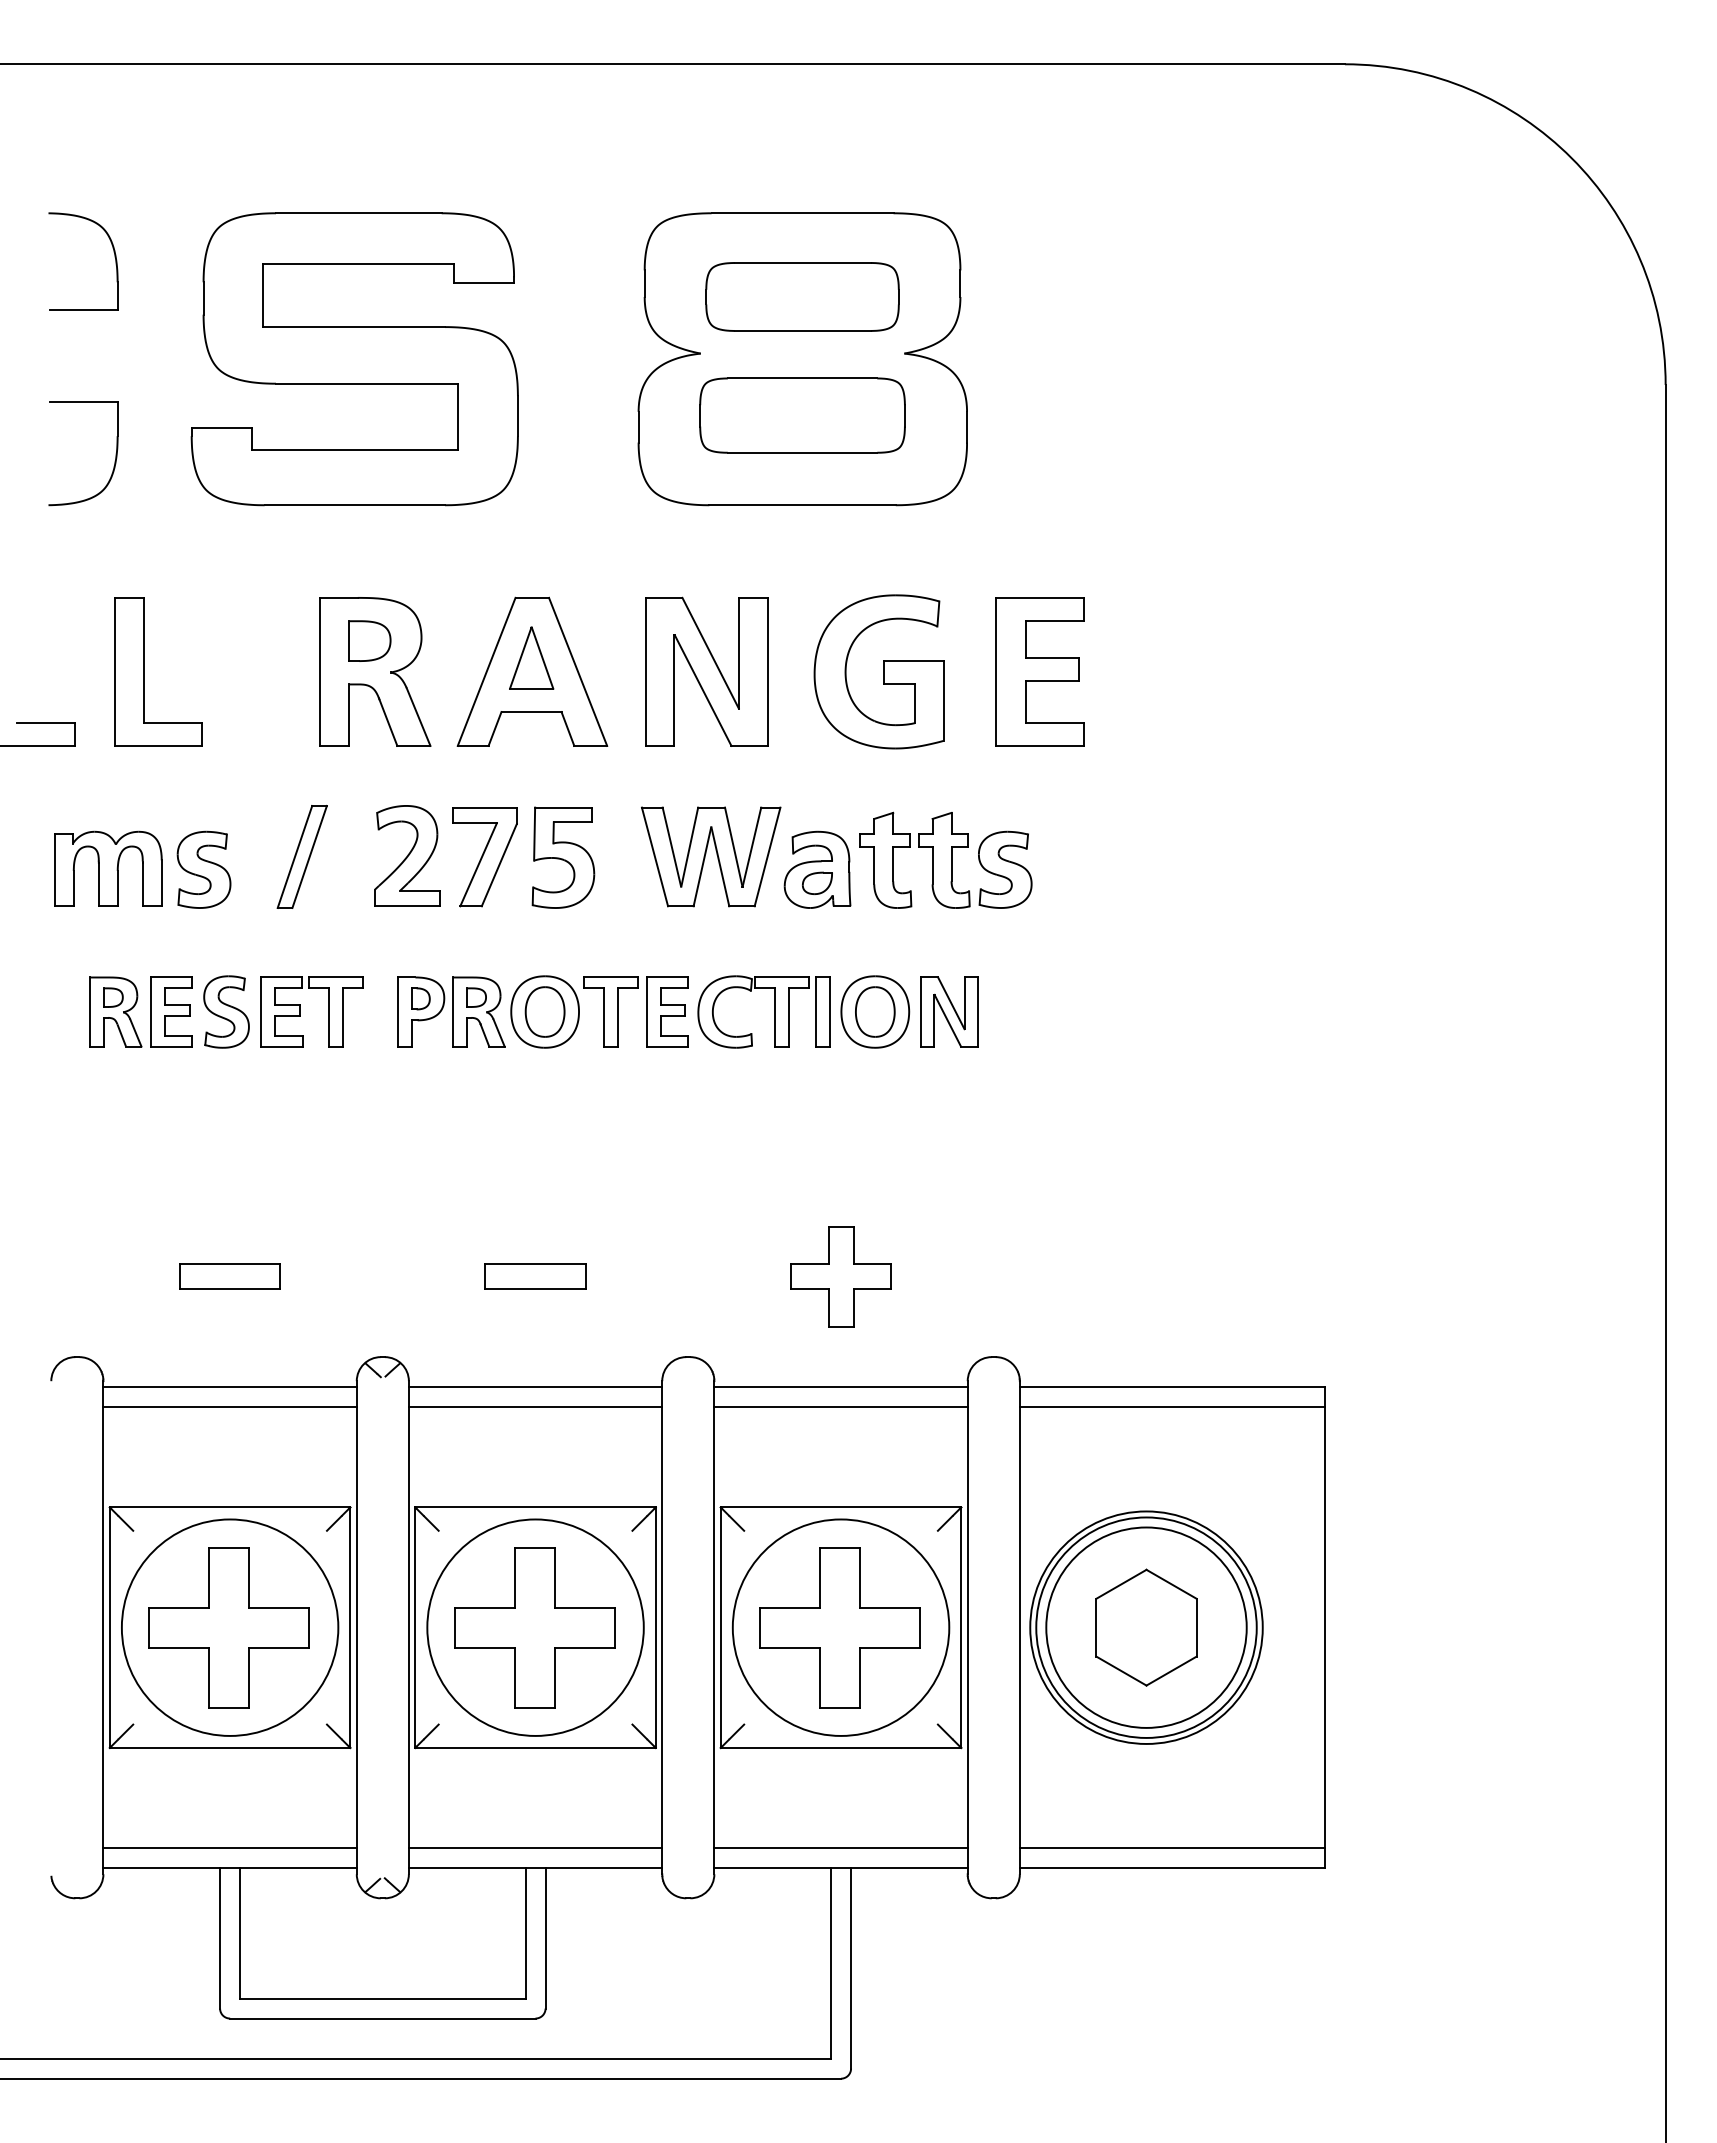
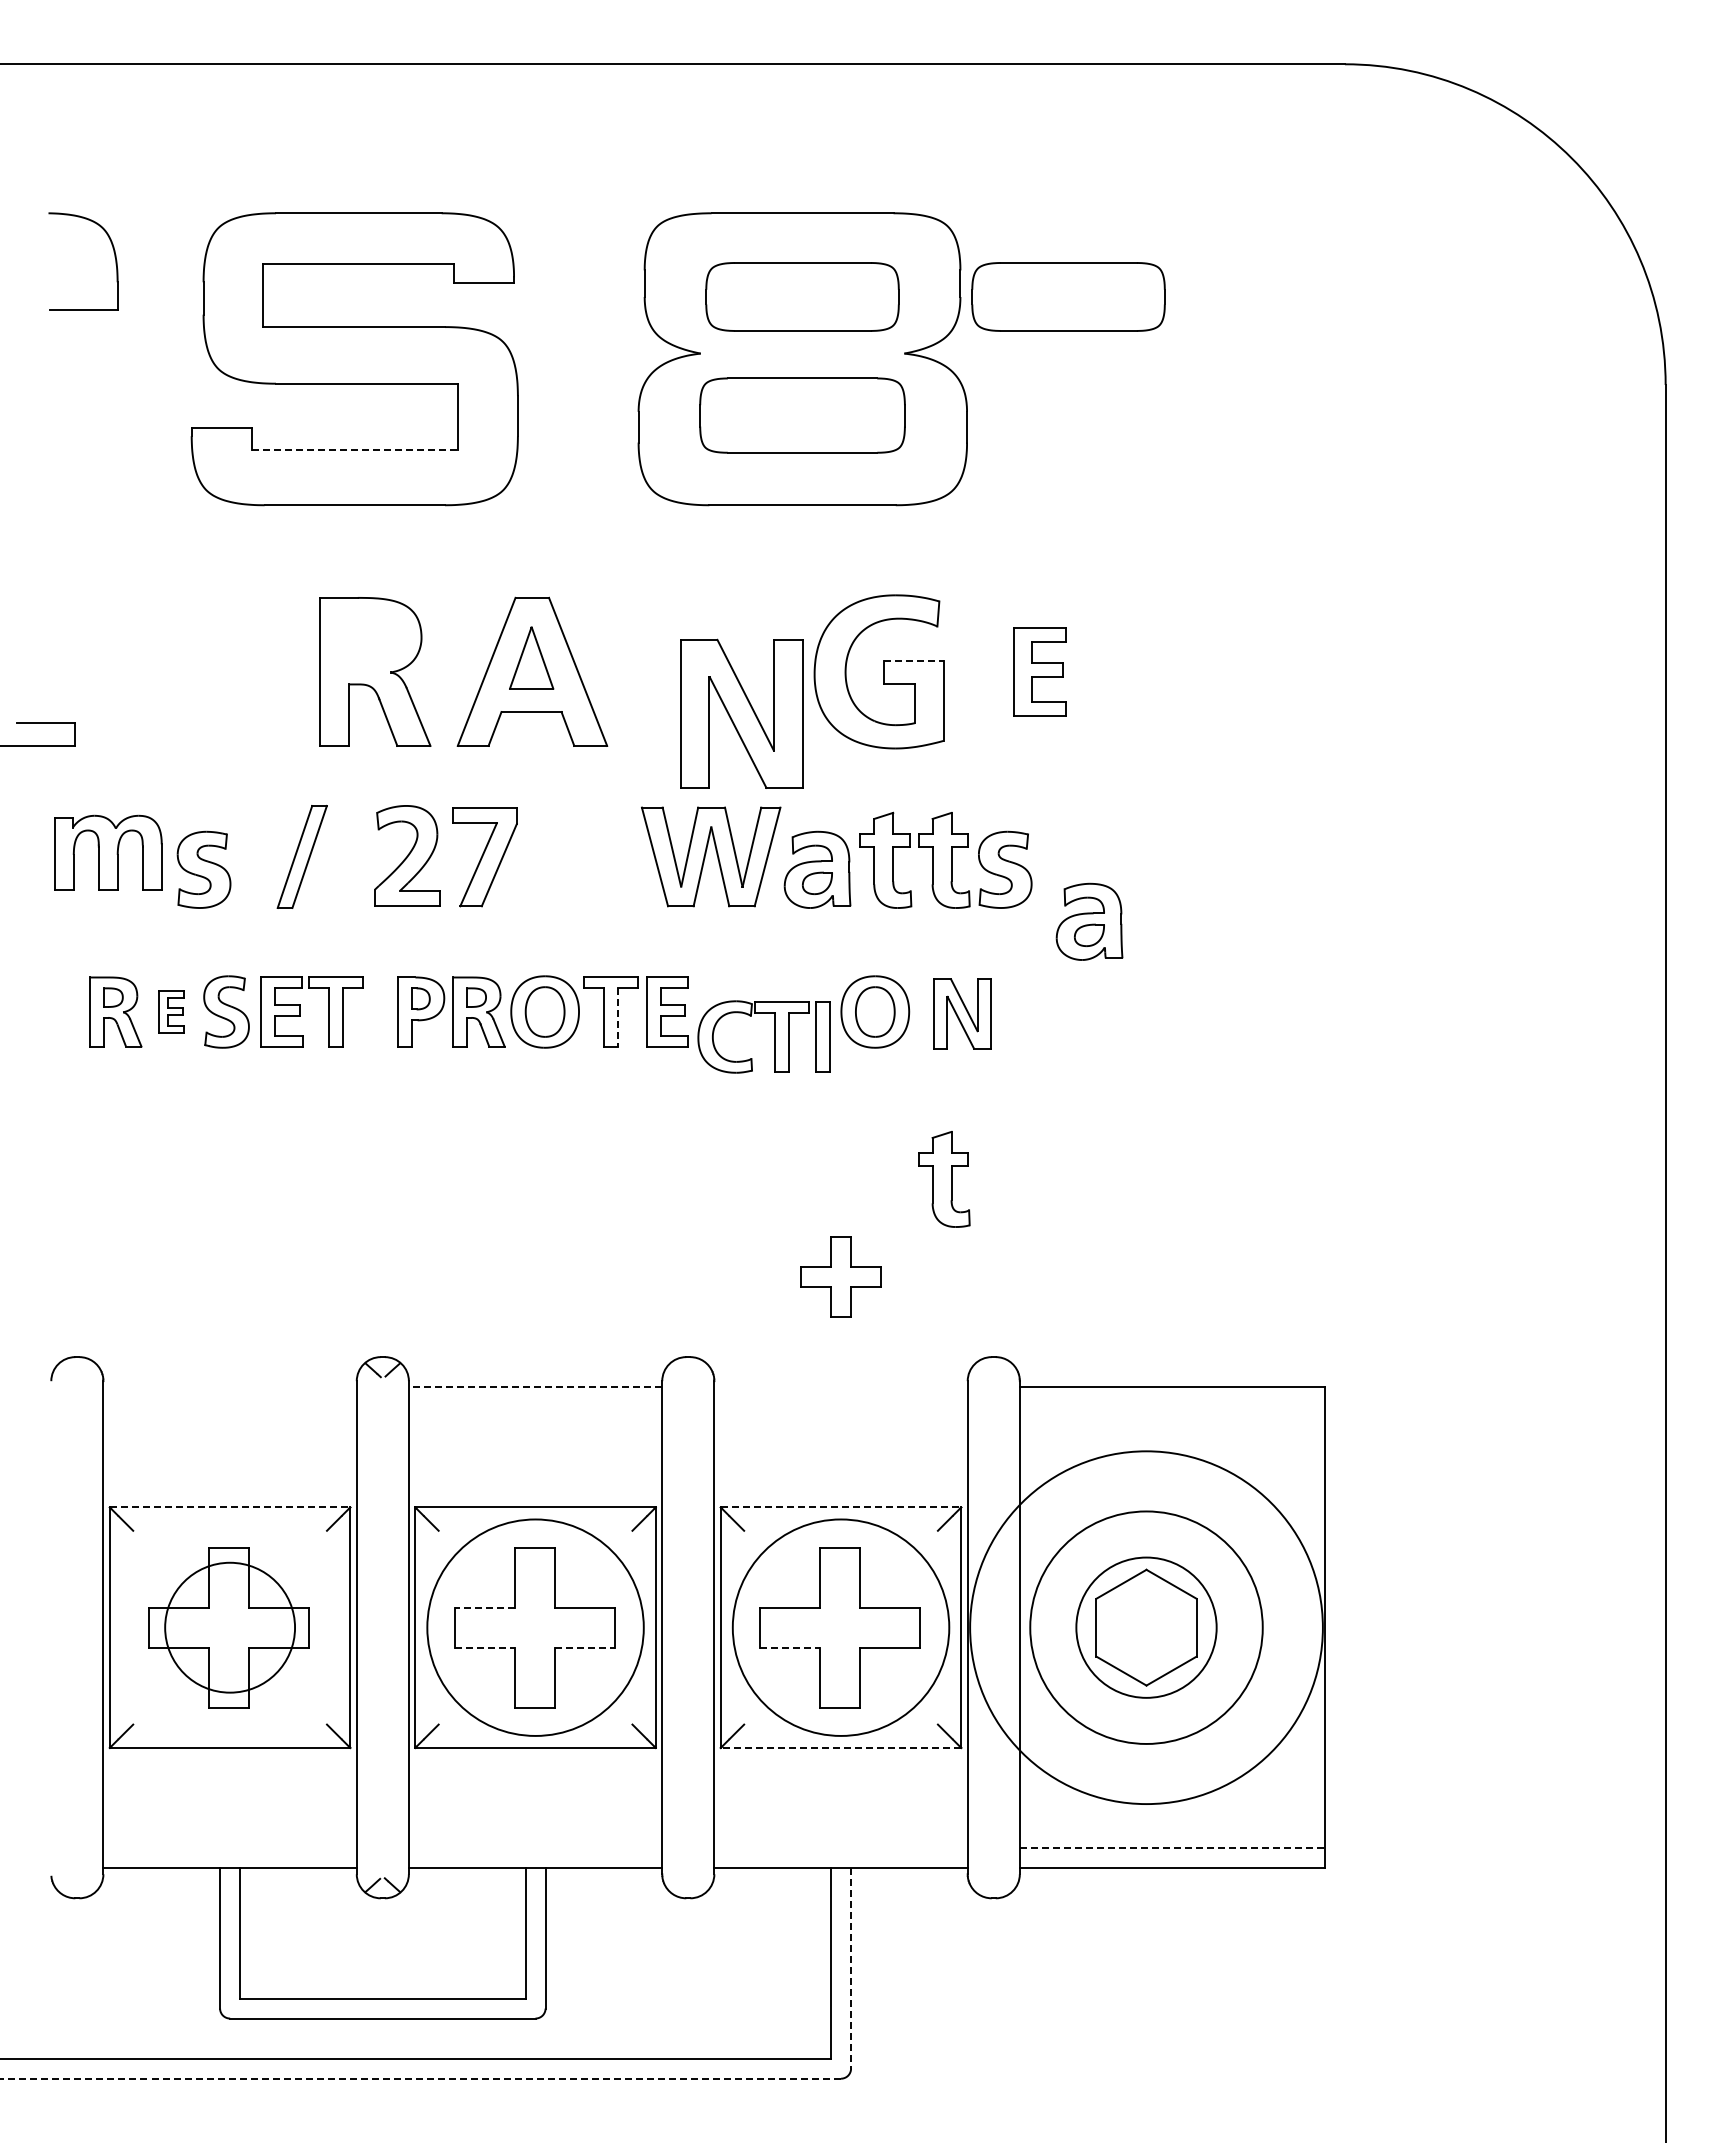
part: none -> present (1068, 296)
line: solid -> dashed (355, 450)
part: present -> none (115, 453)
part: present -> none (369, 640)
line: solid -> dashed (913, 661)
part: present -> none (144, 671)
part position: (706, 671) -> (741, 713) (741, 713)
part size: 90x150 px -> 54x90 px (1039, 671)
part: present -> none (563, 857)
part position: (108, 868) -> (108, 852) (108, 852)
part: none -> present (1089, 921)
part size: 43x72 px -> 27x44 px (171, 1011)
part position: (774, 1011) -> (774, 1036) (774, 1036)
part position: (949, 1011) -> (962, 1013) (962, 1013)
line: solid -> dashed (618, 1017)
part: none -> present (944, 1179)
part: present -> none (229, 1276)
part: present -> none (535, 1276)
part size: 102x102 px -> 82x82 px (840, 1276)
line: present -> none (229, 1387)
line: solid -> dashed (535, 1387)
line: present -> none (840, 1387)
line: present -> none (229, 1407)
line: present -> none (535, 1407)
line: present -> none (840, 1407)
line: present -> none (1171, 1407)
line: solid -> dashed (230, 1507)
line: solid -> dashed (841, 1507)
line: solid -> dashed (484, 1607)
circle diameter: 216 px -> 130 px (230, 1627)
circle diameter: 200 px -> 140 px (1146, 1627)
circle diameter: 220 px -> 353 px (1146, 1627)
line: solid -> dashed (485, 1647)
line: solid -> dashed (585, 1647)
line: solid -> dashed (790, 1647)
line: solid -> dashed (840, 1747)
line: present -> none (229, 1848)
line: present -> none (535, 1848)
line: present -> none (840, 1848)
line: solid -> dashed (1172, 1848)
line: solid -> dashed (851, 1968)
line: solid -> dashed (420, 2078)
